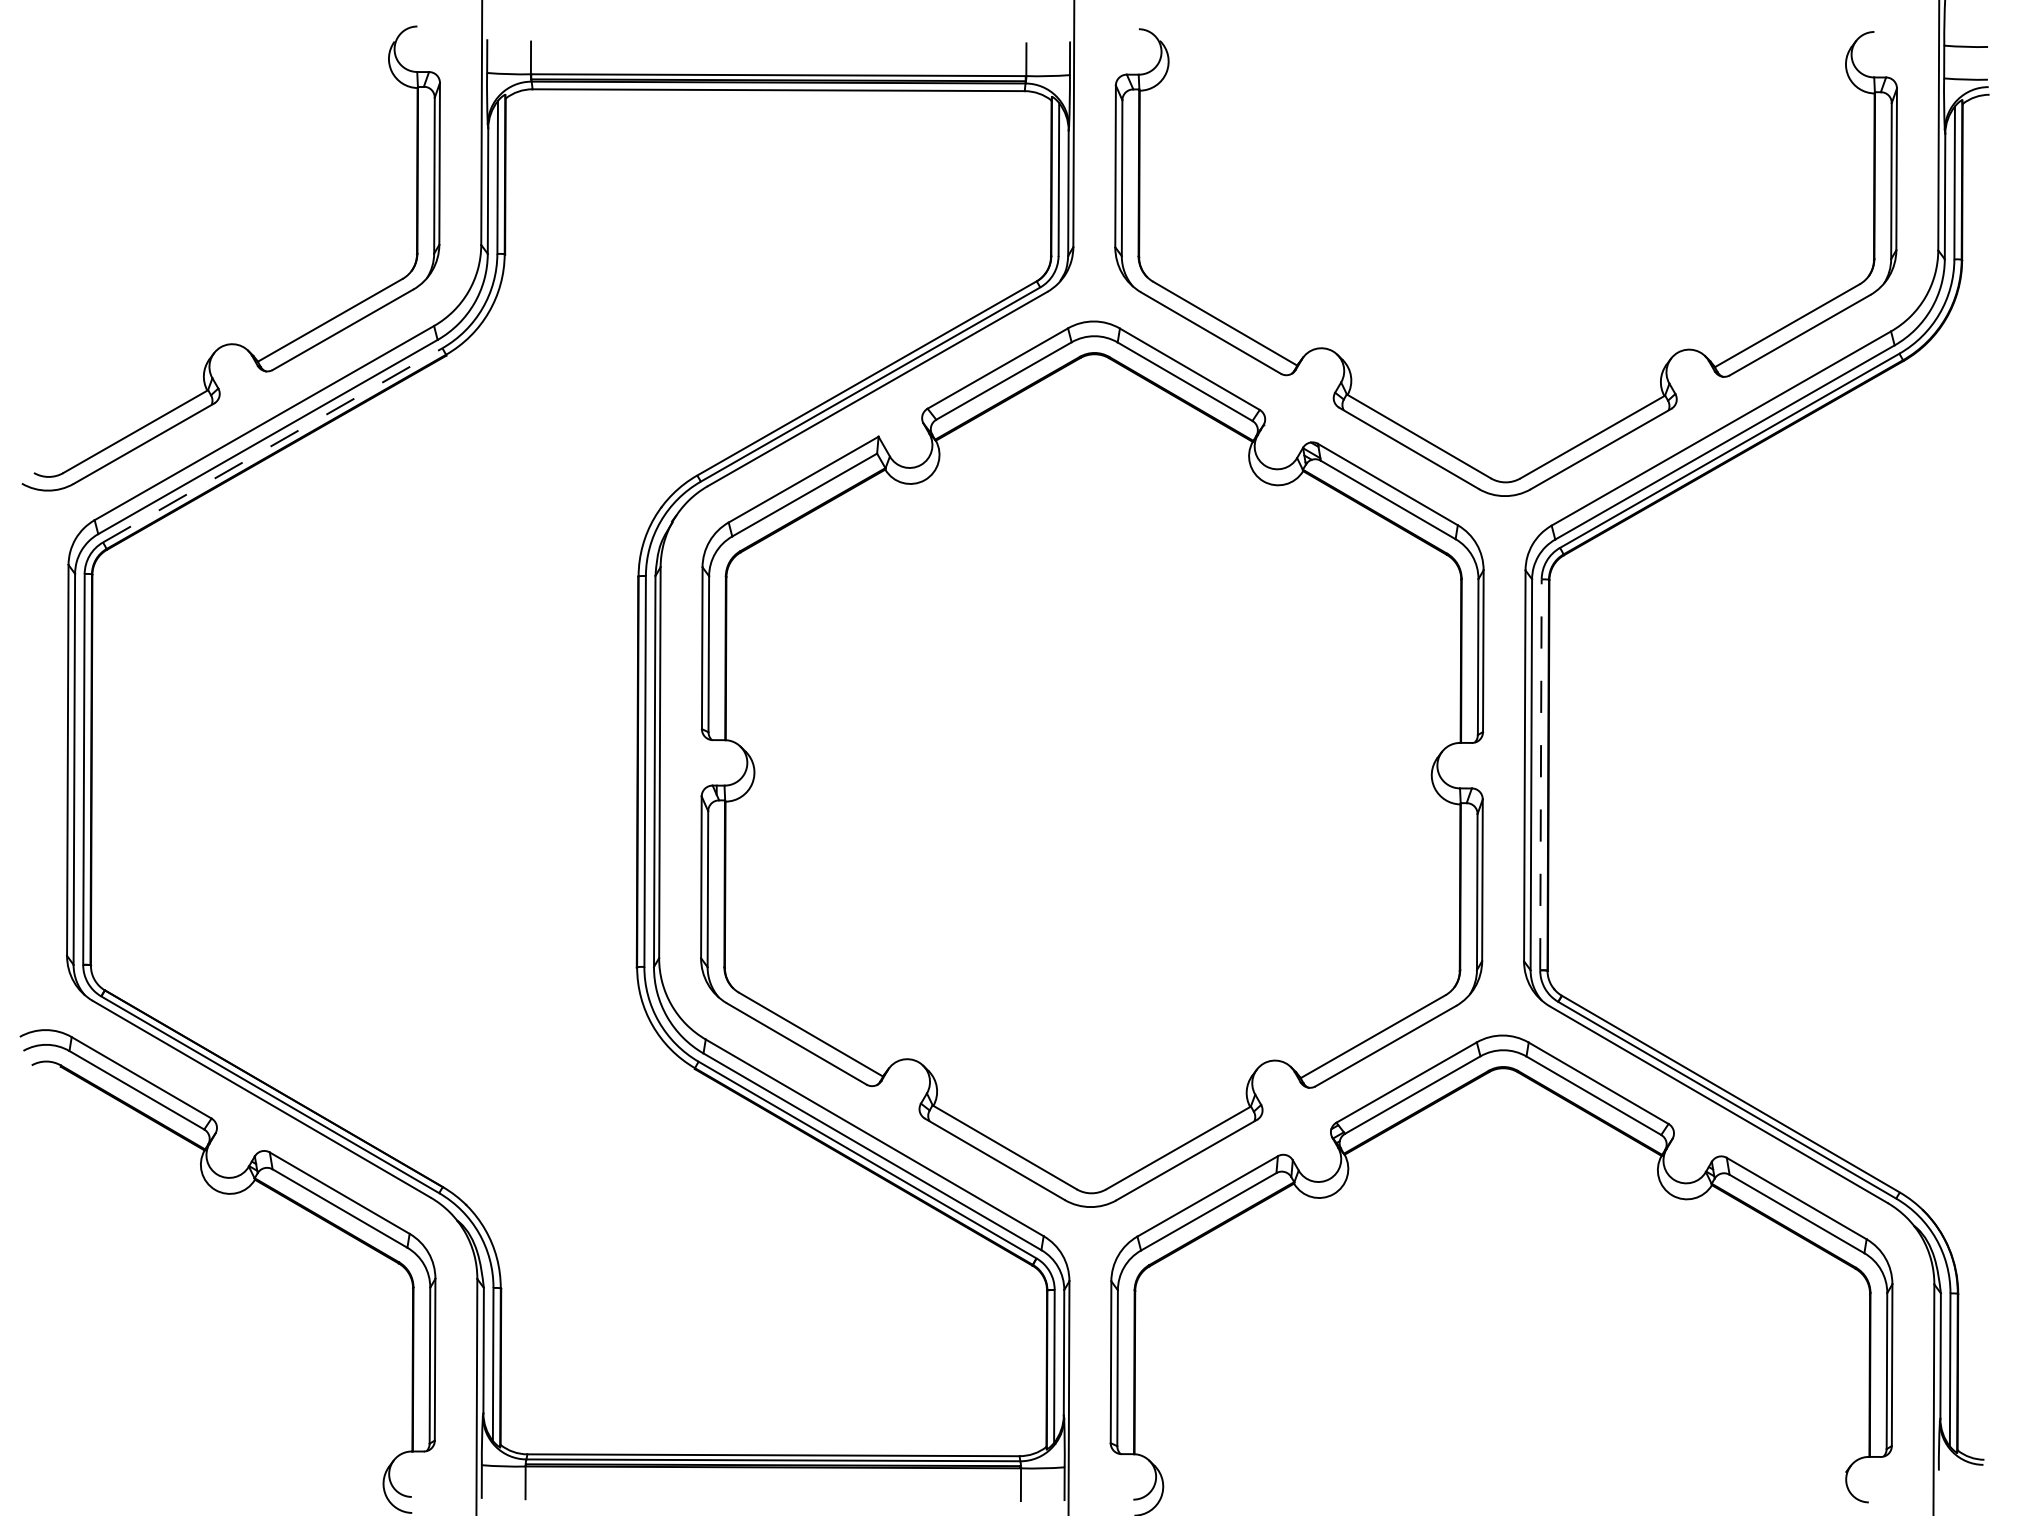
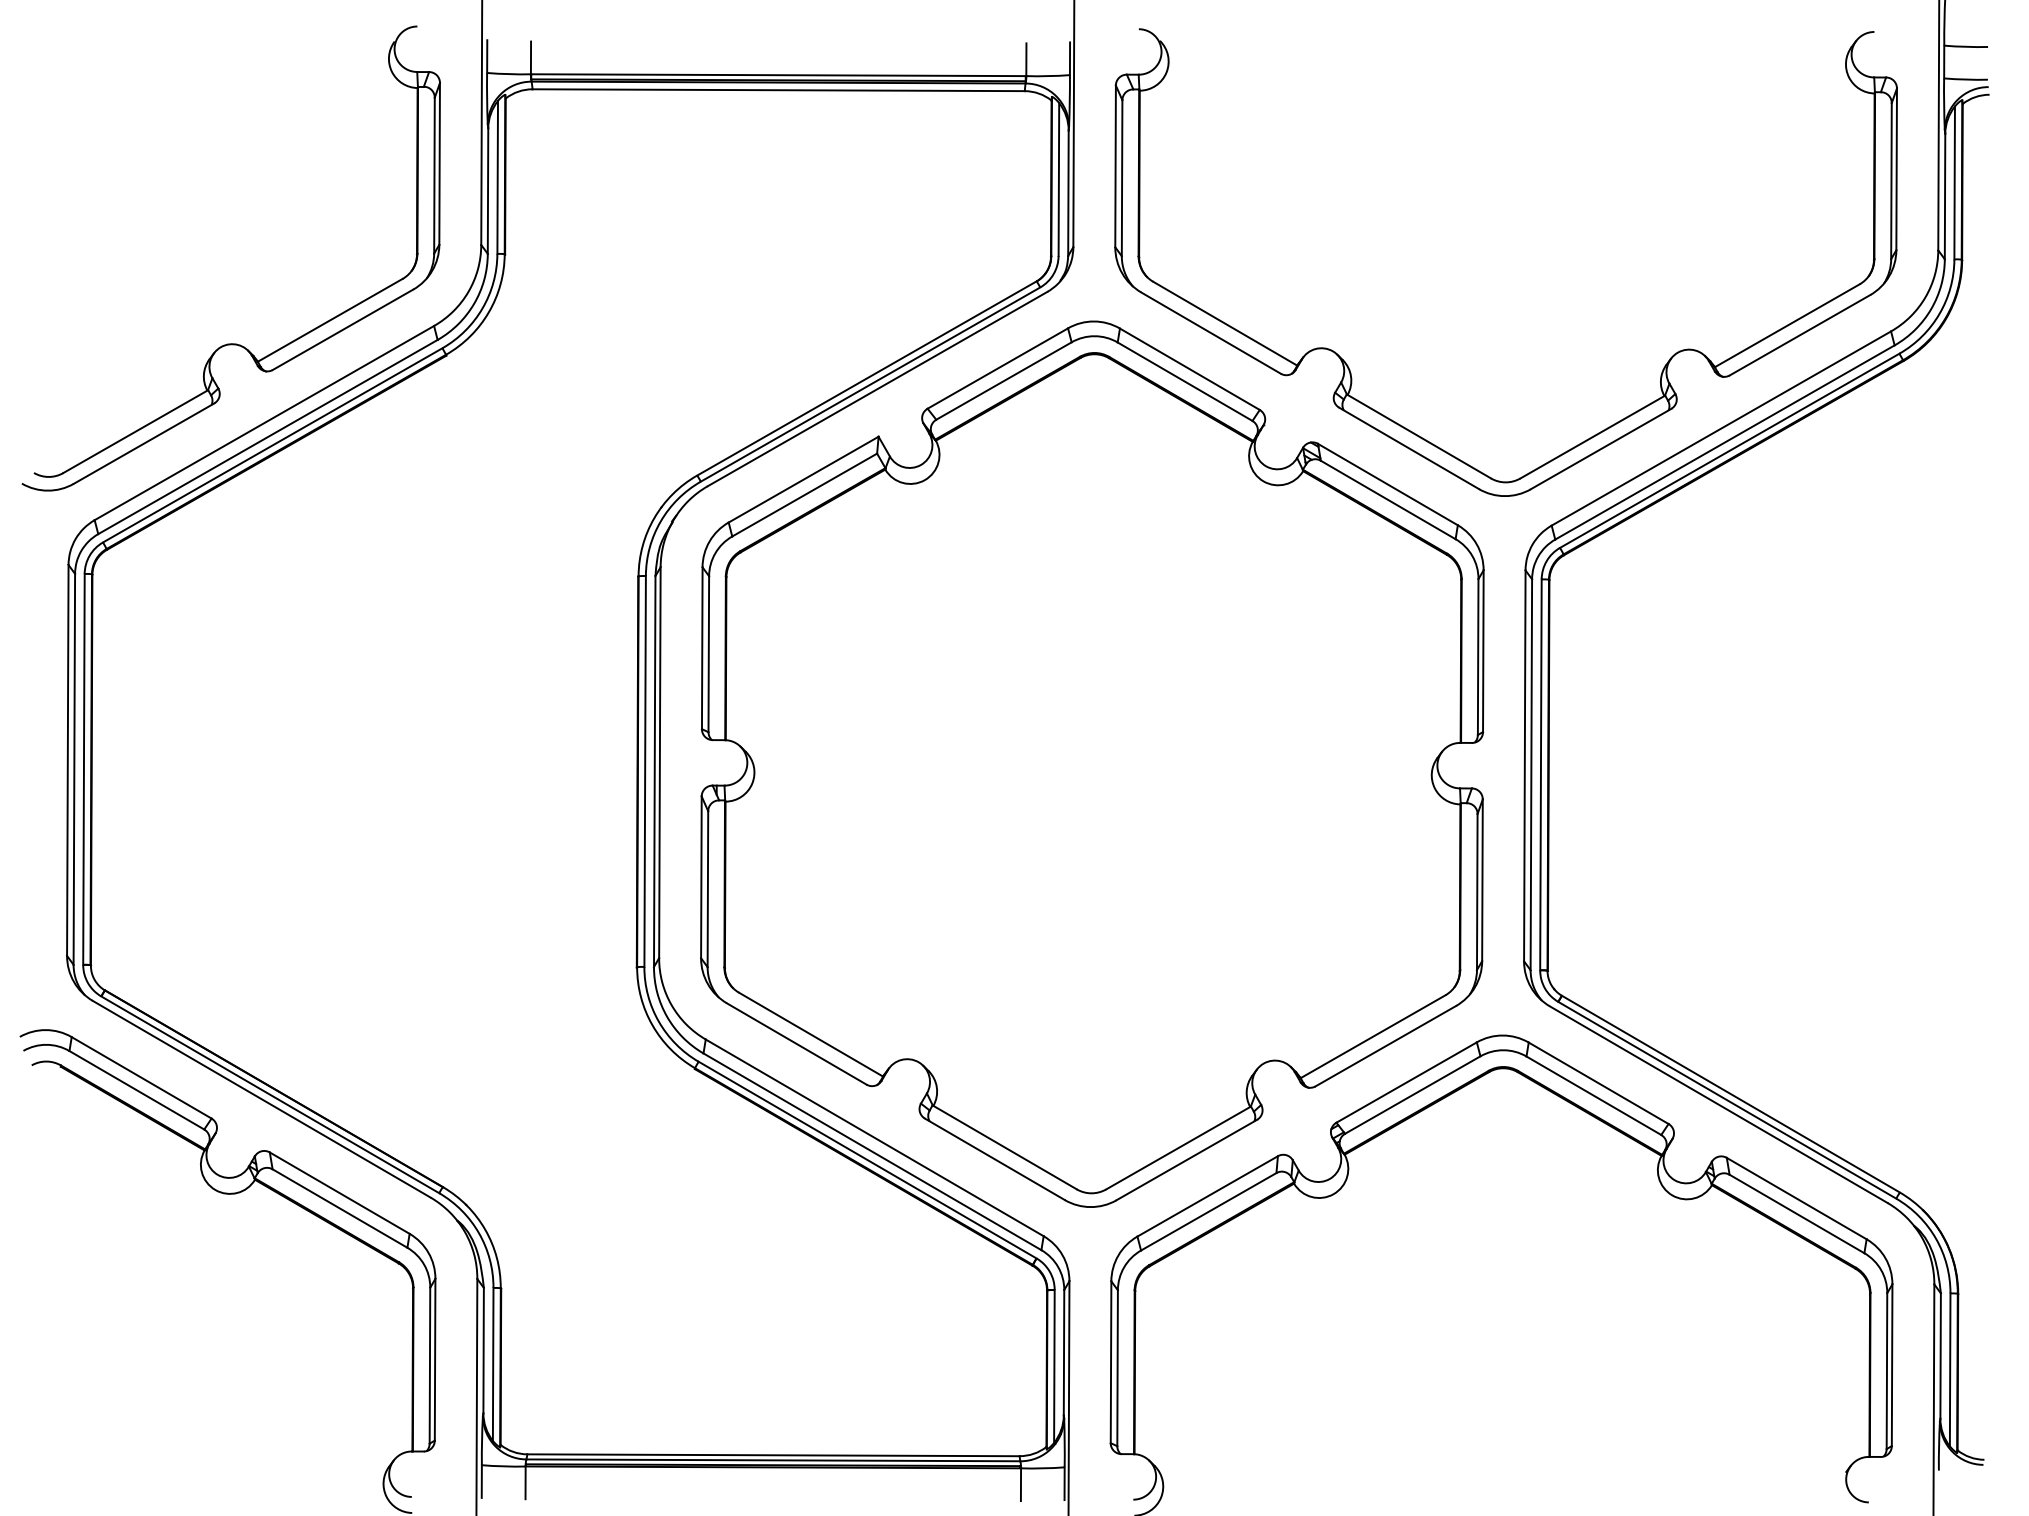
line: dashed -> solid (273, 445)
line: dashed -> solid (1540, 774)
